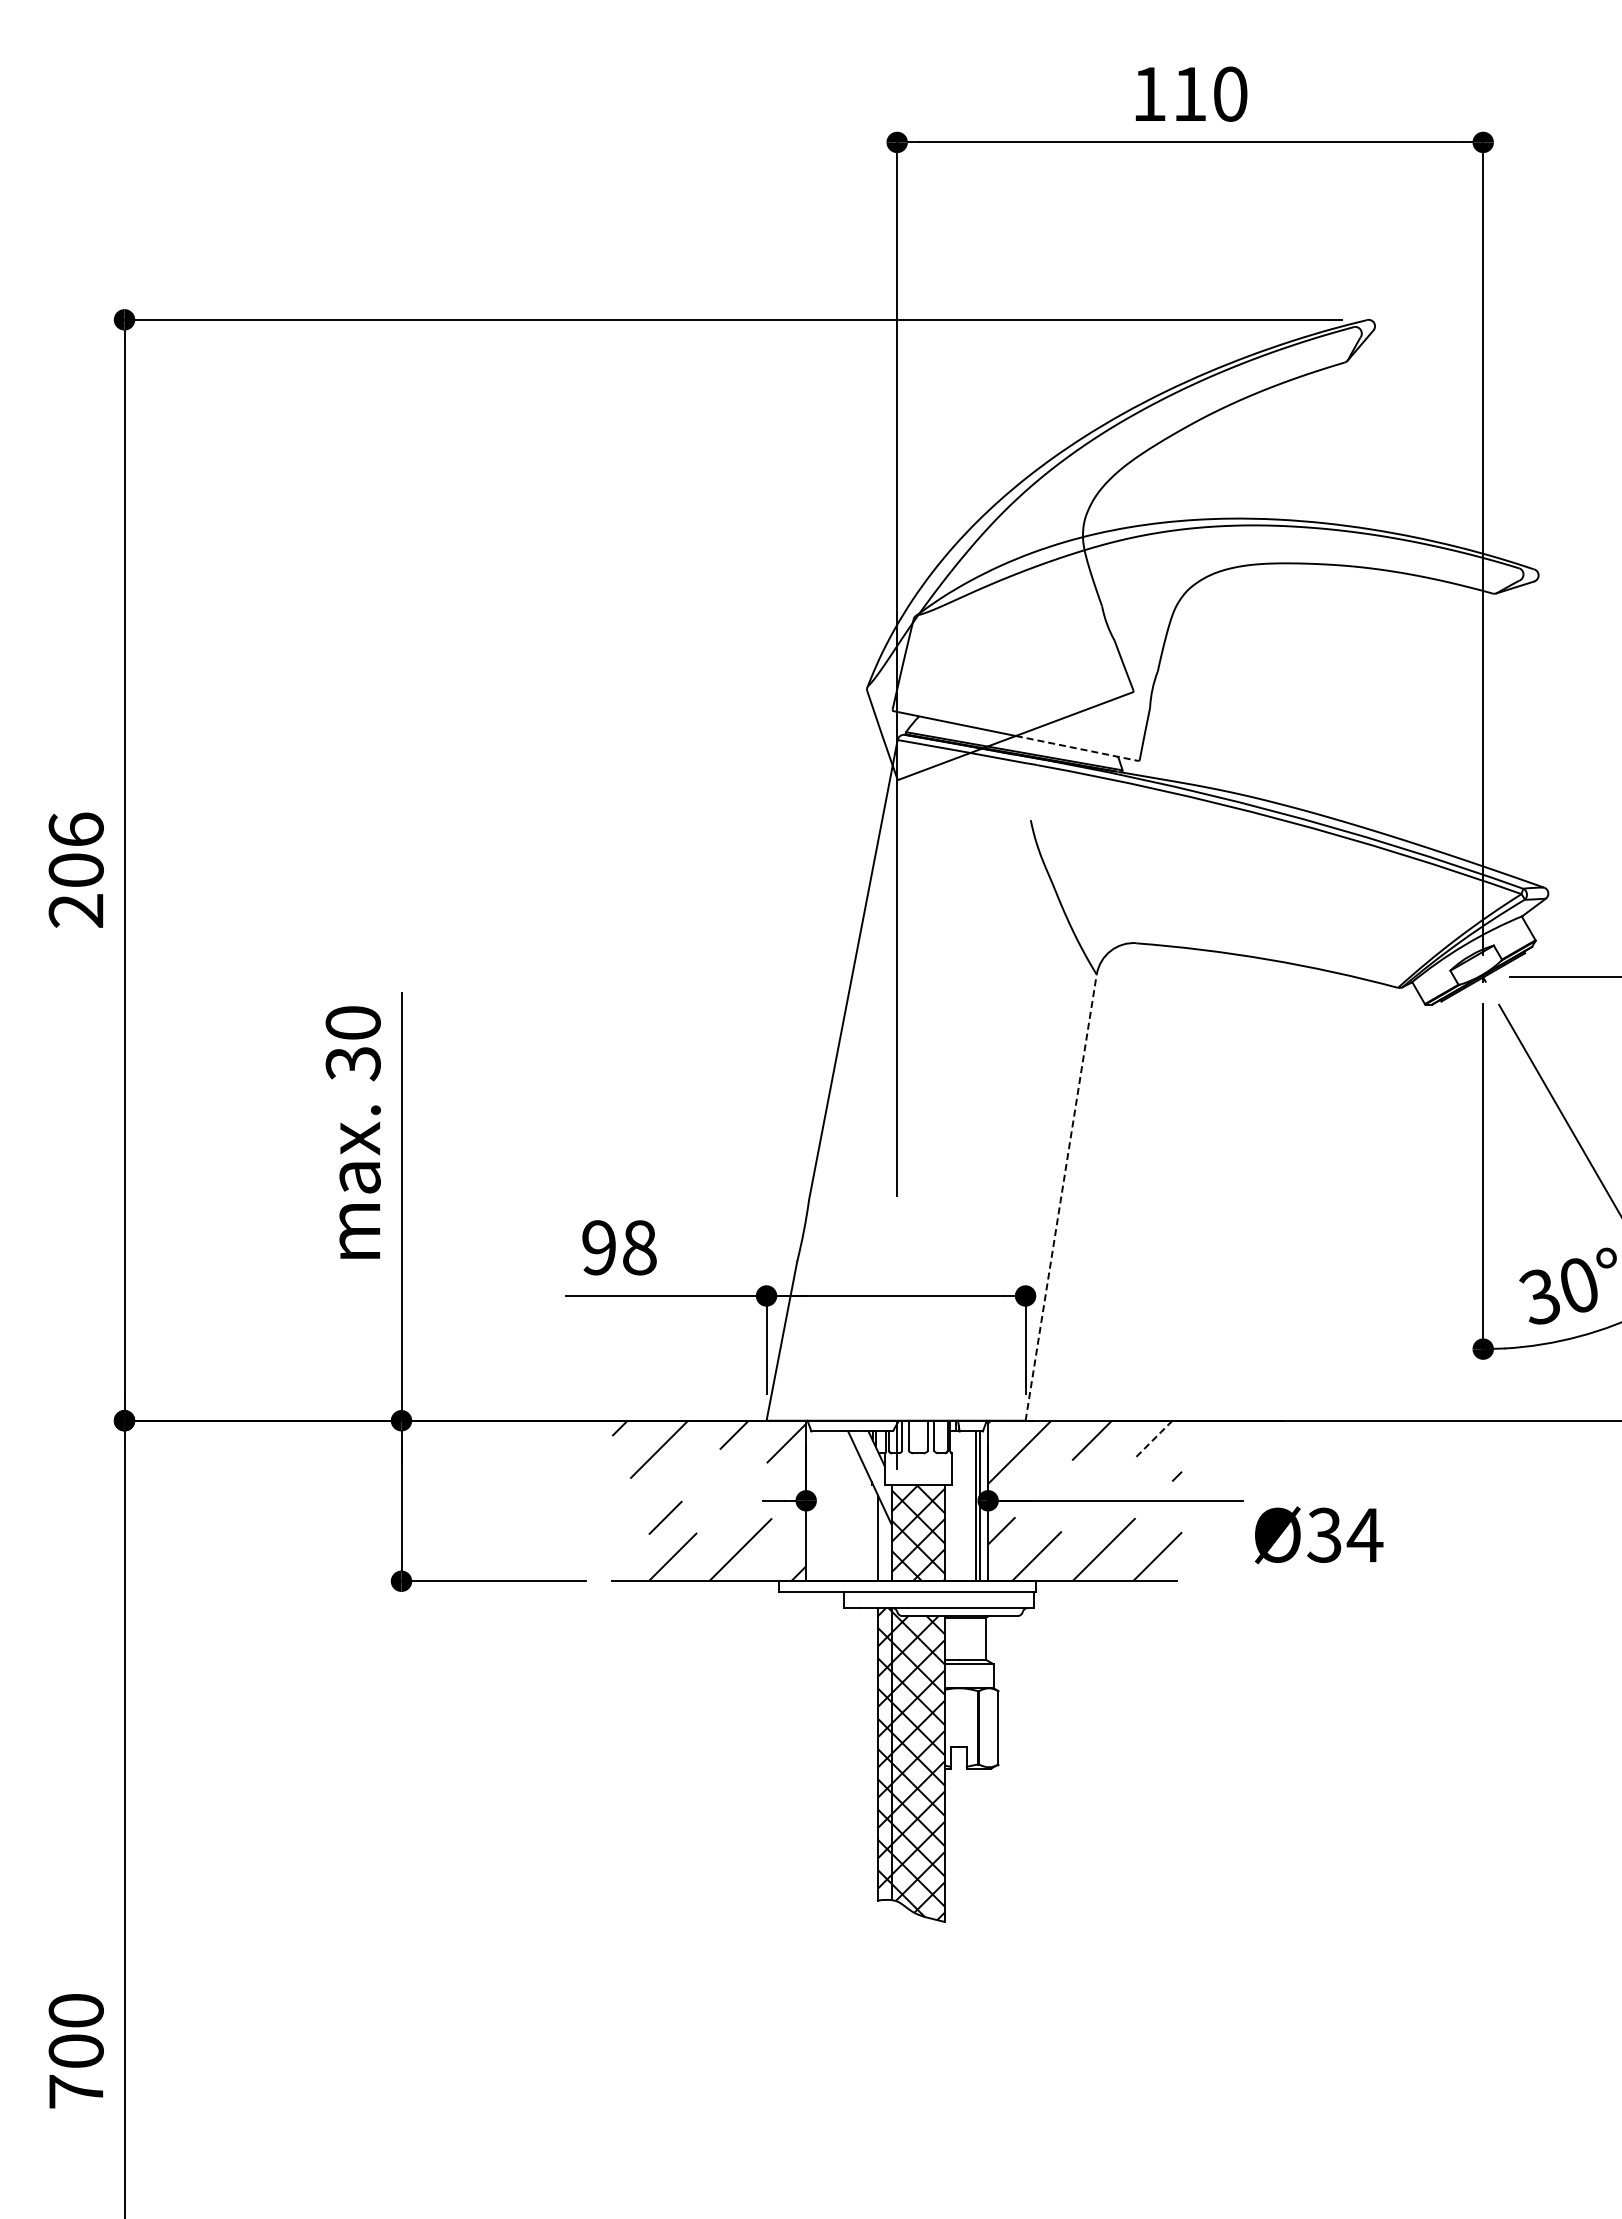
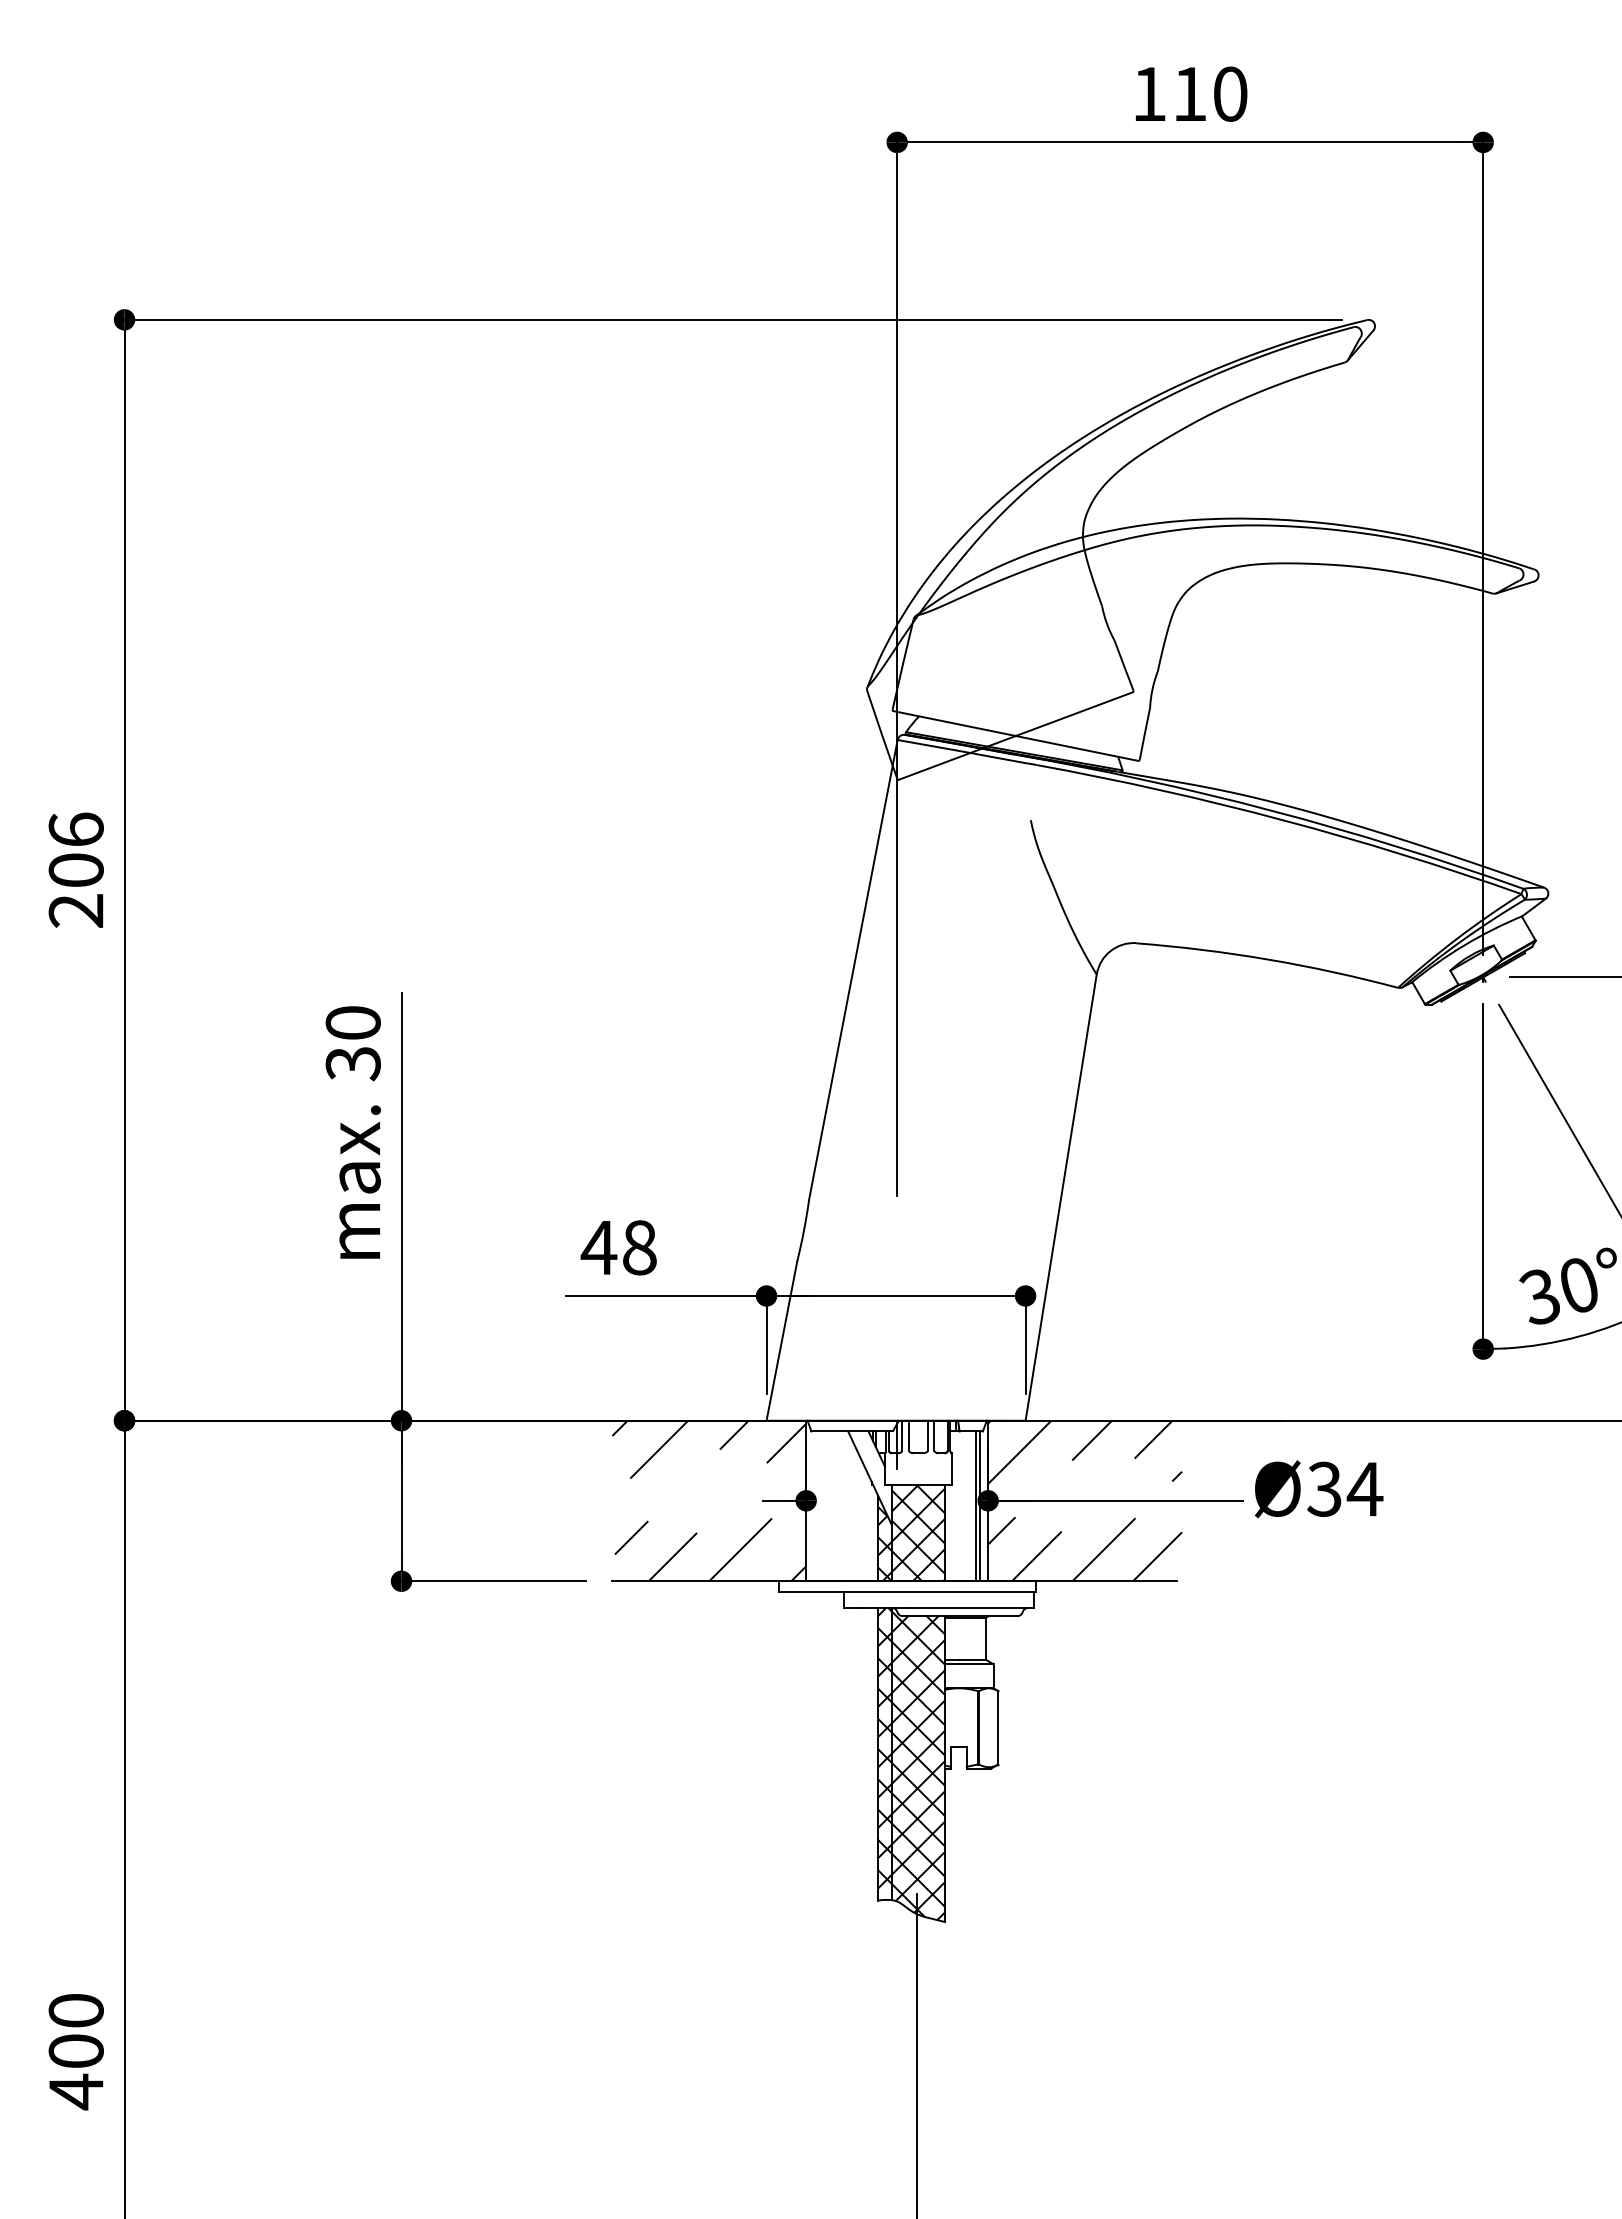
line: dashed -> solid (1077, 748)
line: dashed -> solid (1061, 1197)
text: 98 -> 48 (598, 1247)
line: dashed -> solid (1153, 1439)
line position: (665, 1517) -> (631, 1537) (631, 1537)
text position: (1319, 1535) -> (1319, 1489) (1319, 1489)
hatch: none -> present (884, 1544)
line: none -> present (917, 2054)
text: 700 -> 400 (76, 2091)
